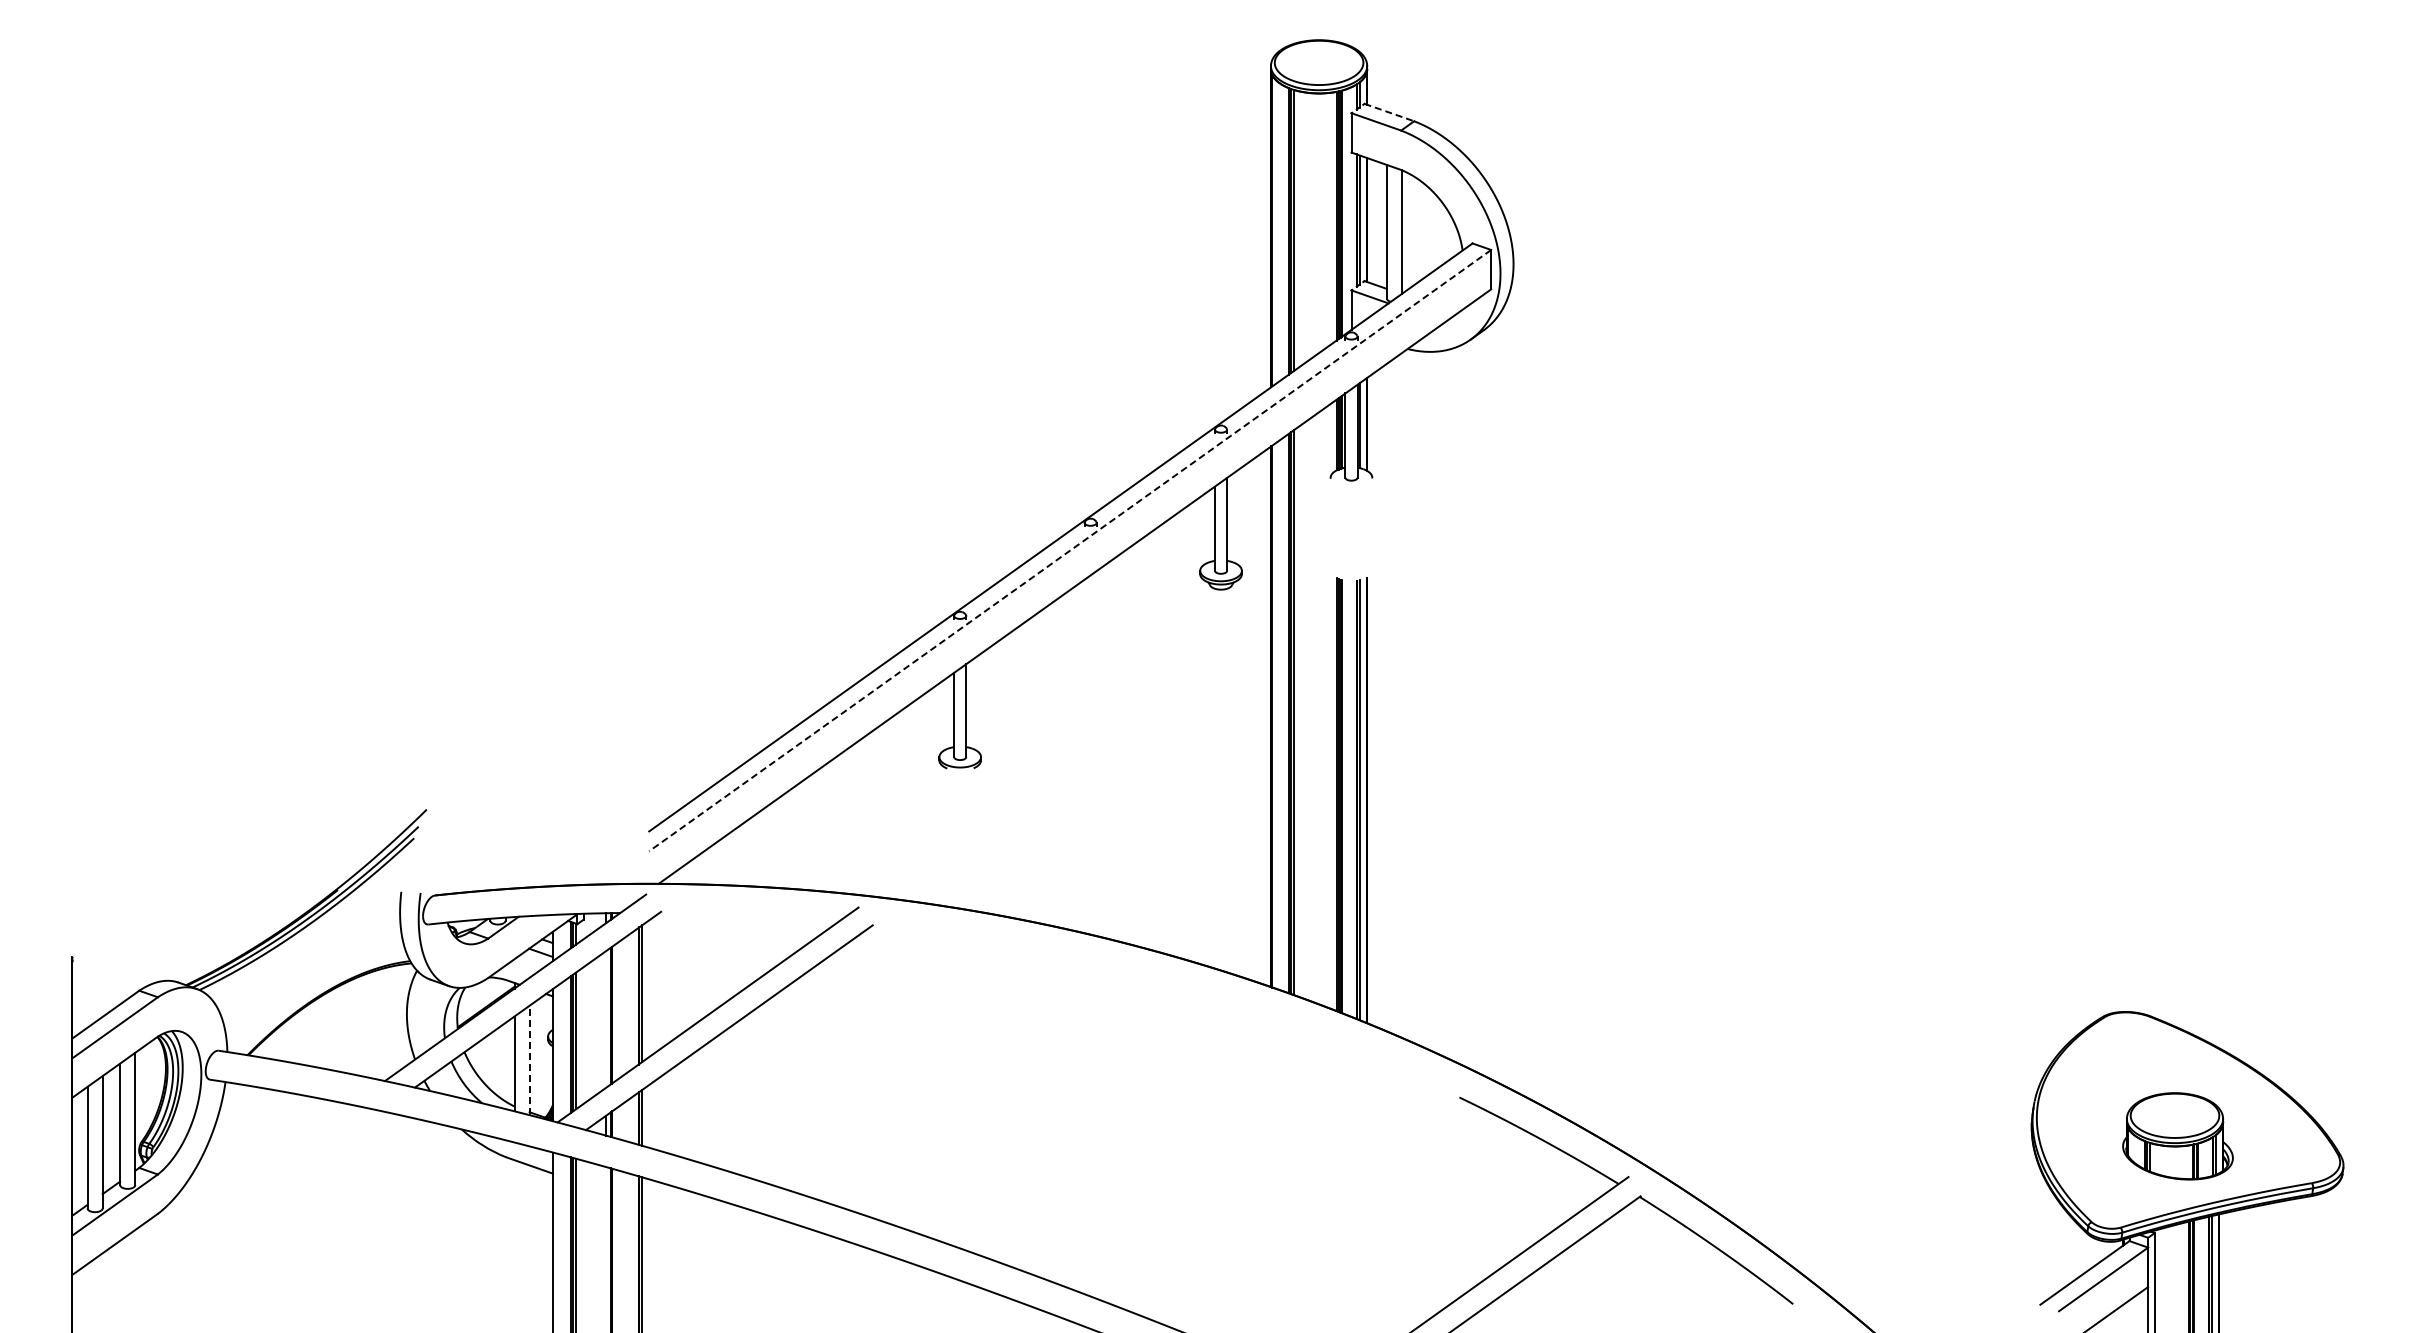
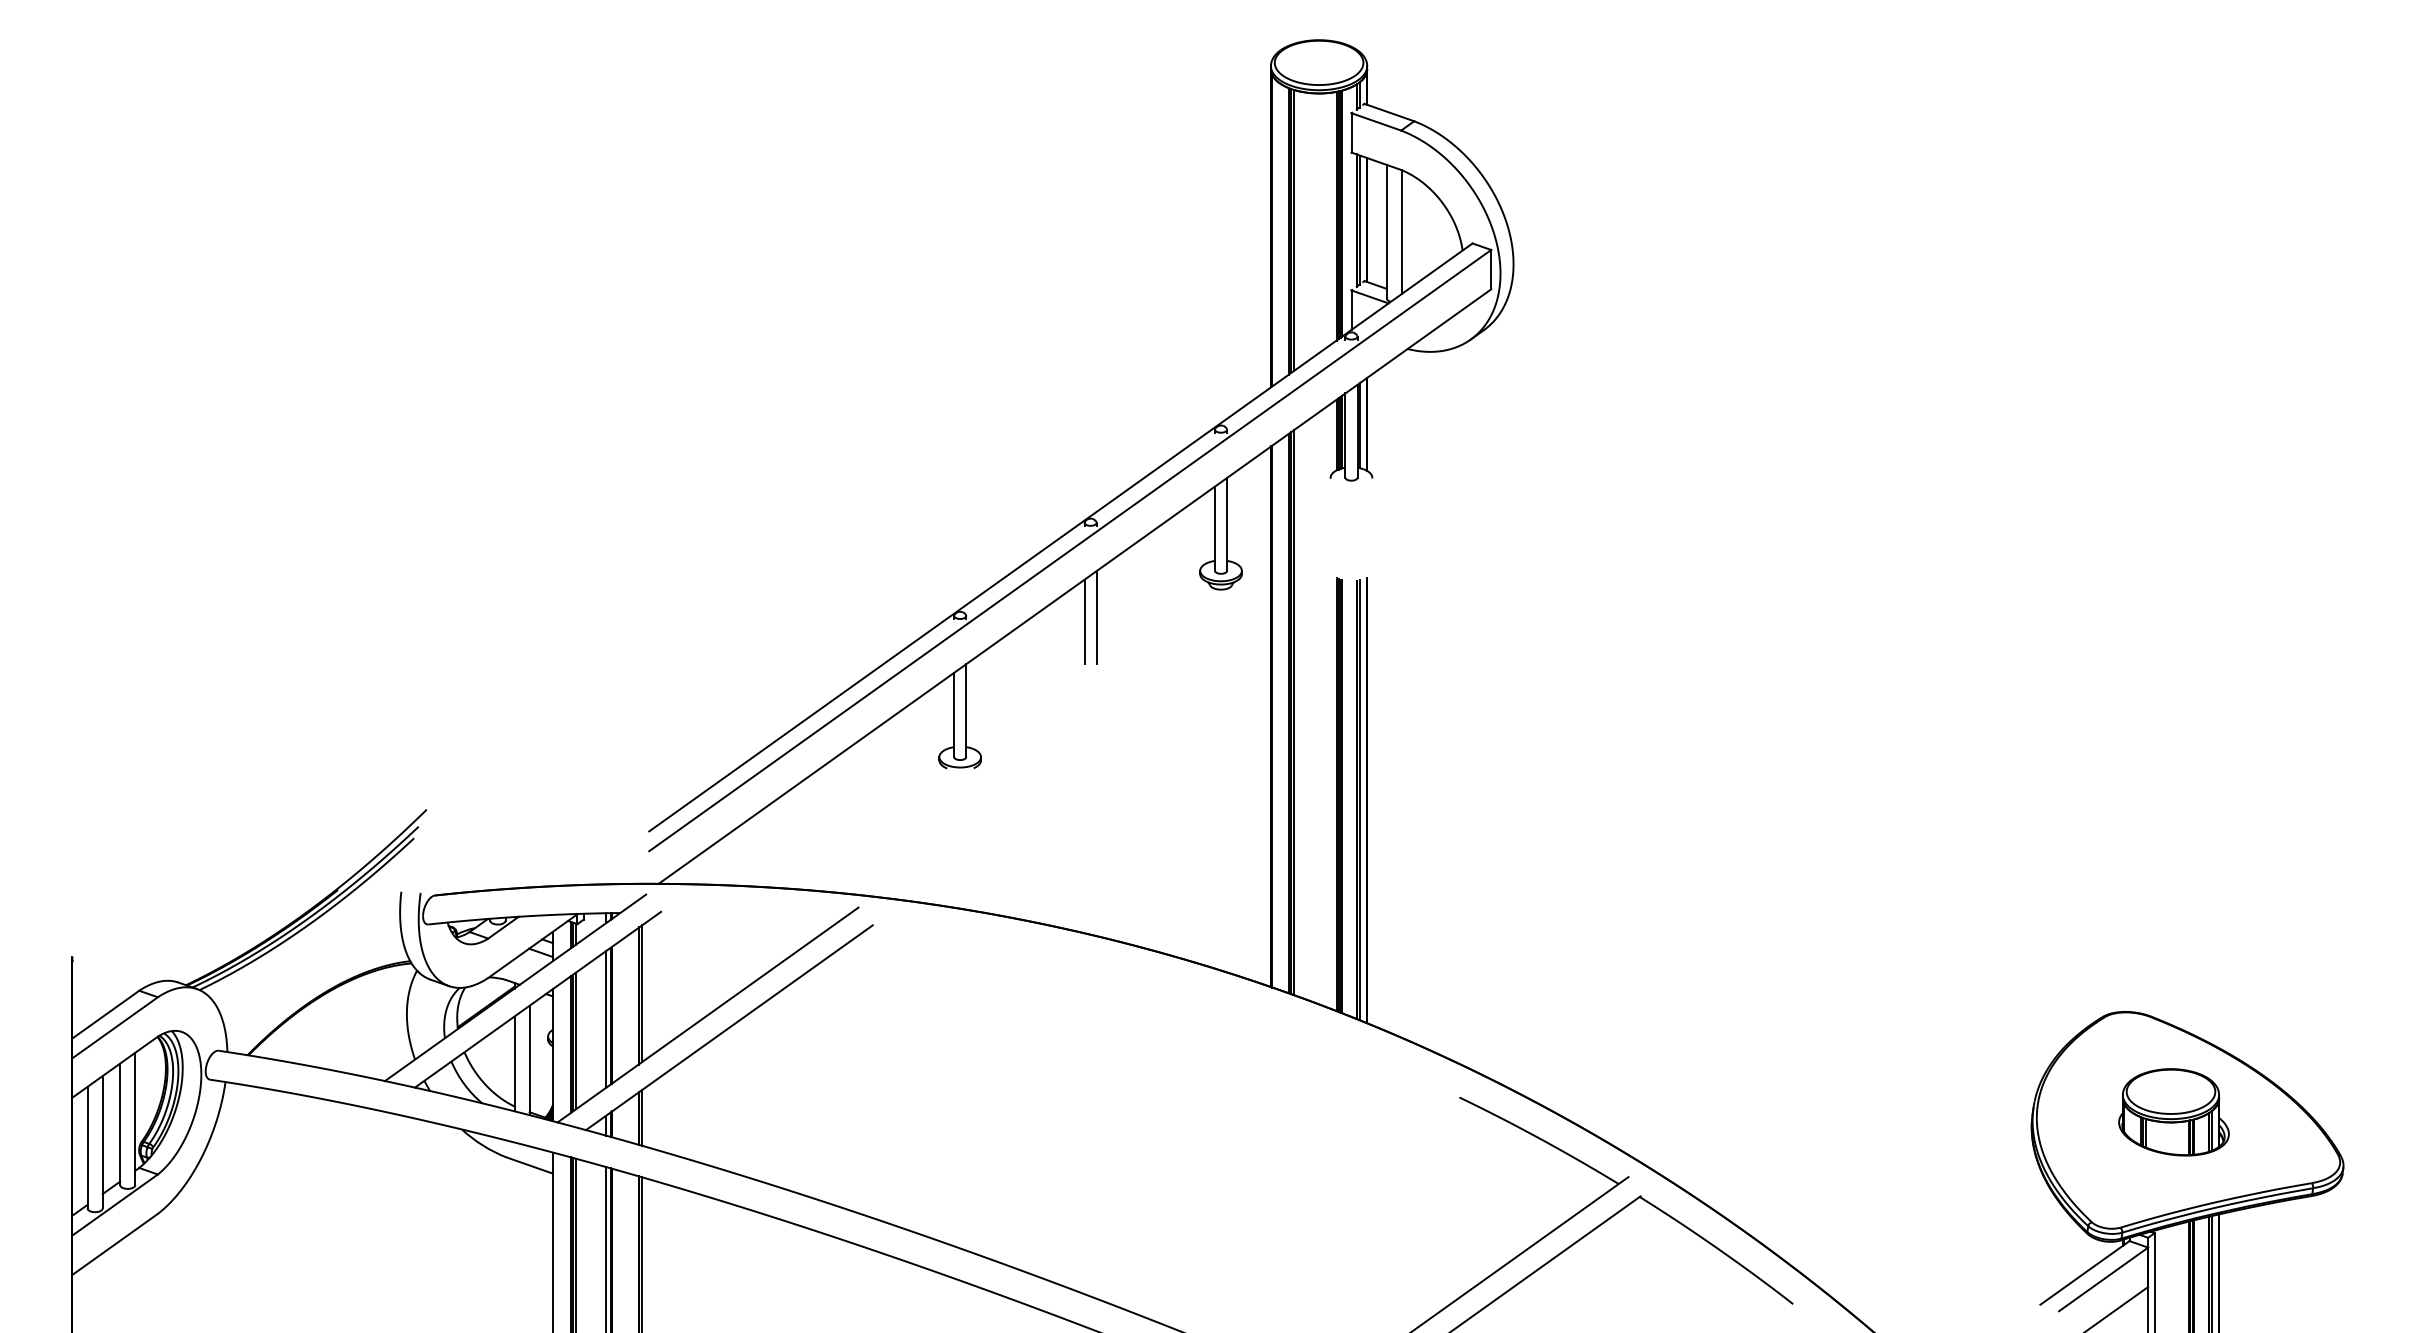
line: dashed -> solid (1389, 112)
line: dashed -> solid (1069, 550)
line: none -> present (1096, 617)
line: none -> present (1084, 621)
line: none -> present (606, 1018)
line: dashed -> solid (529, 1060)
part position: (2177, 1136) -> (2173, 1112) (2173, 1112)
line: none -> present (606, 1248)
